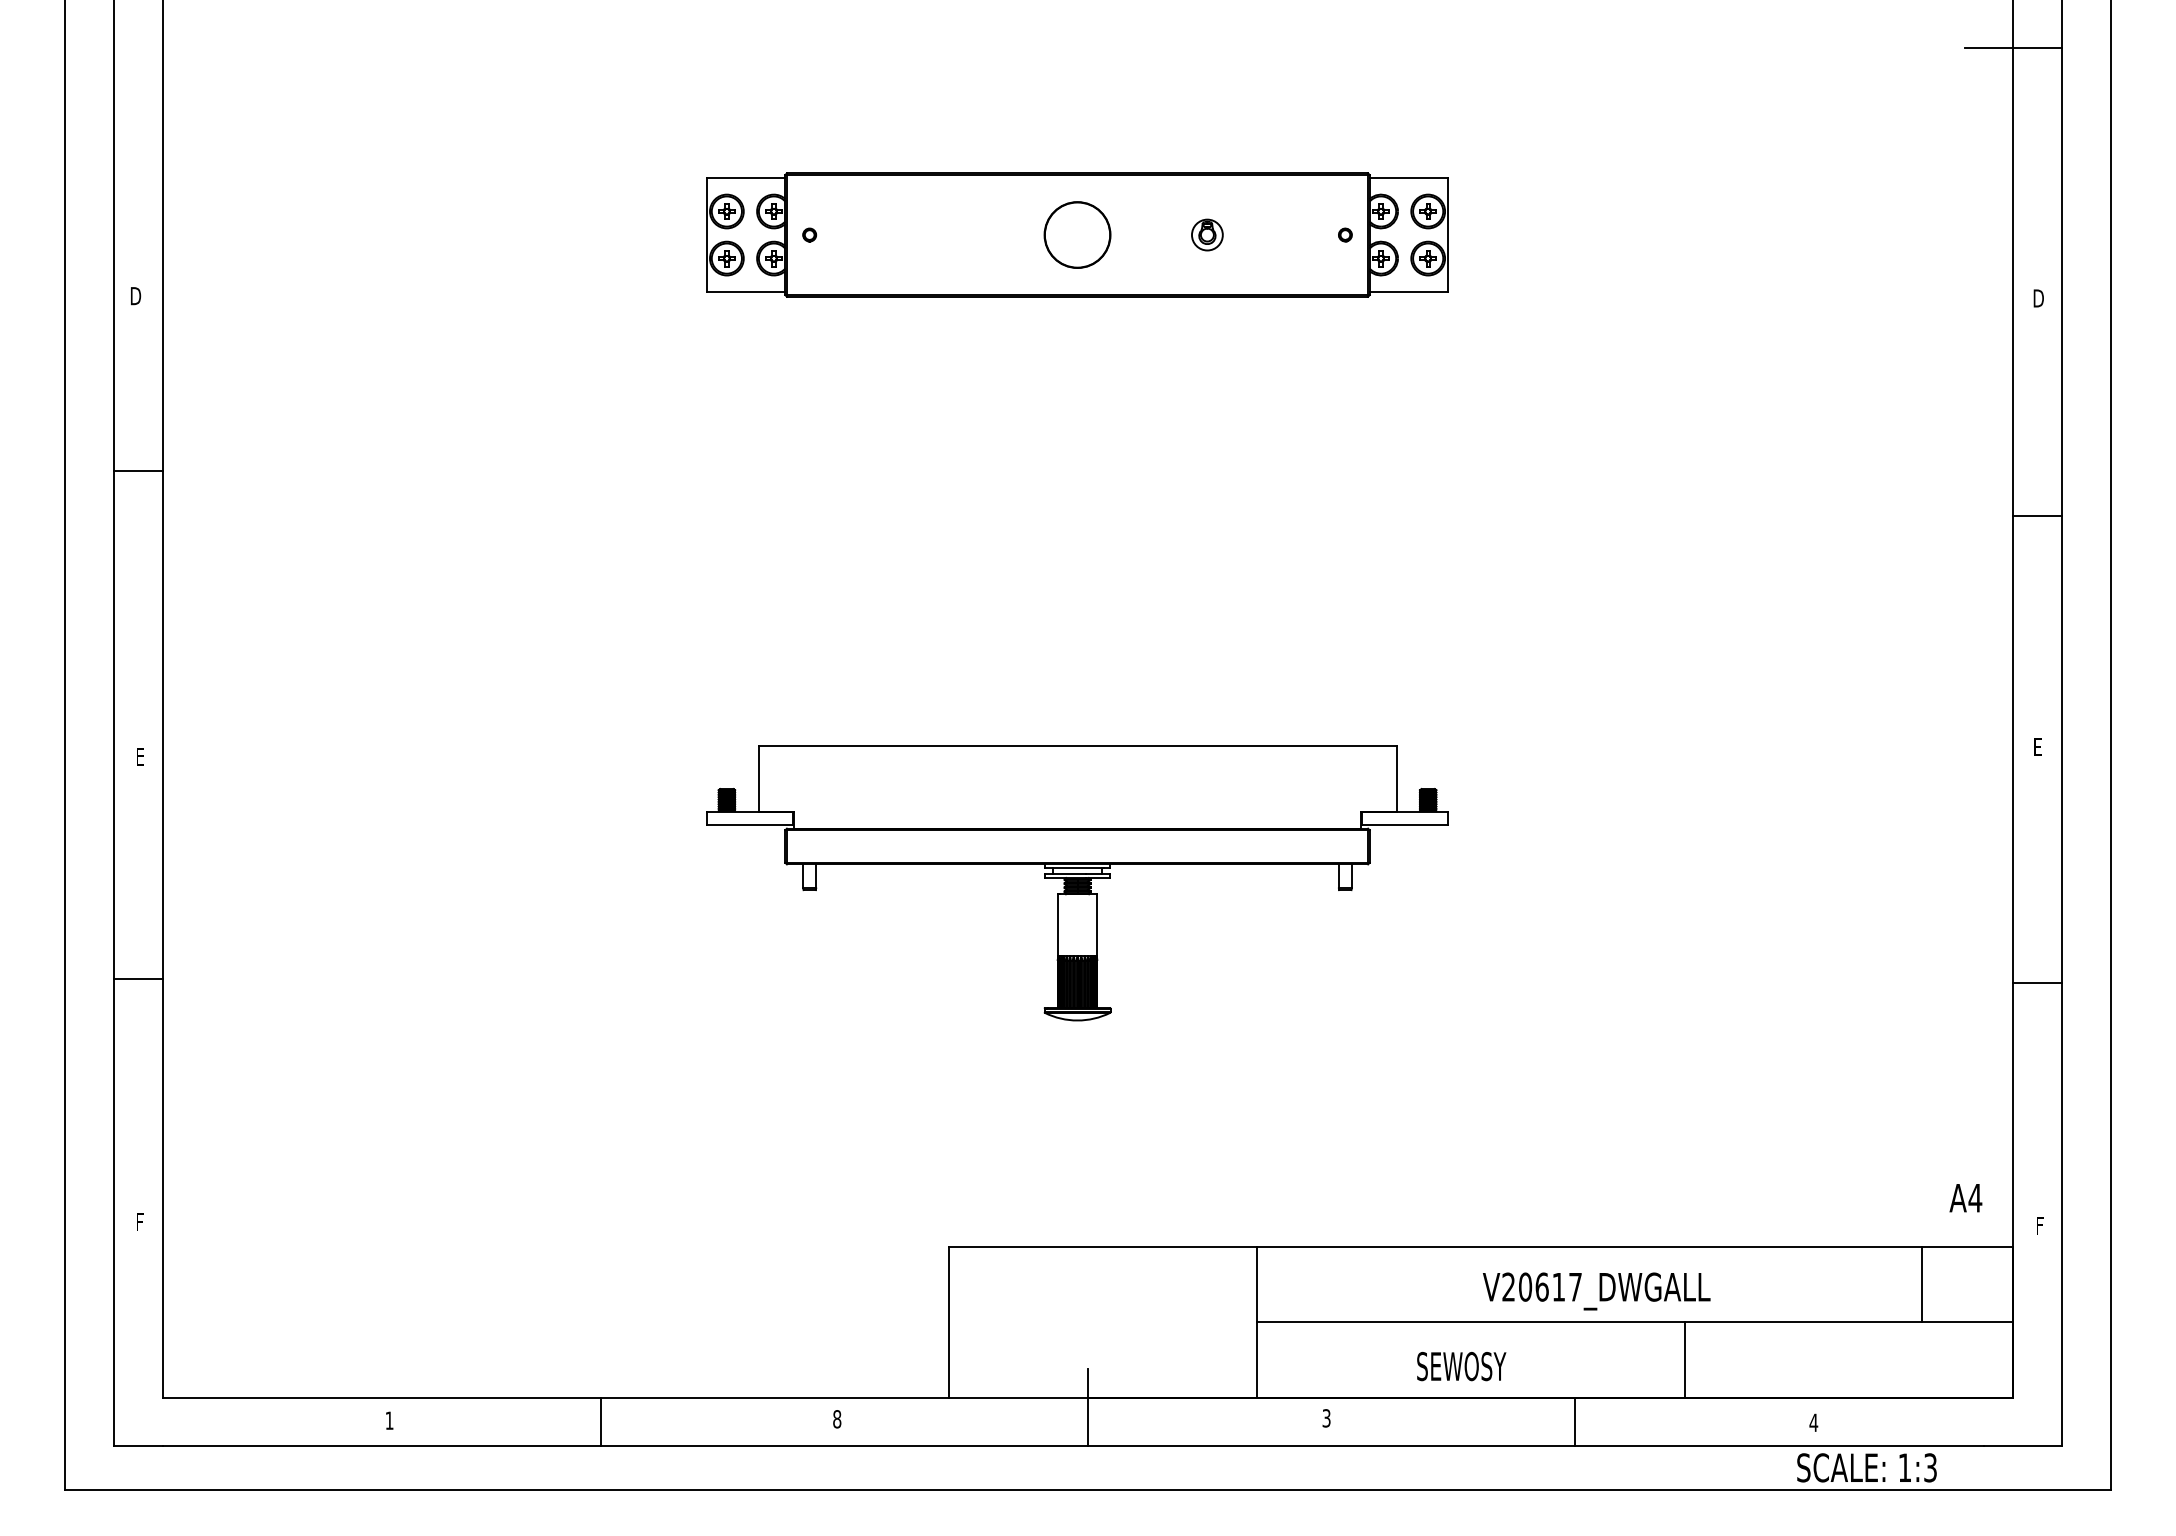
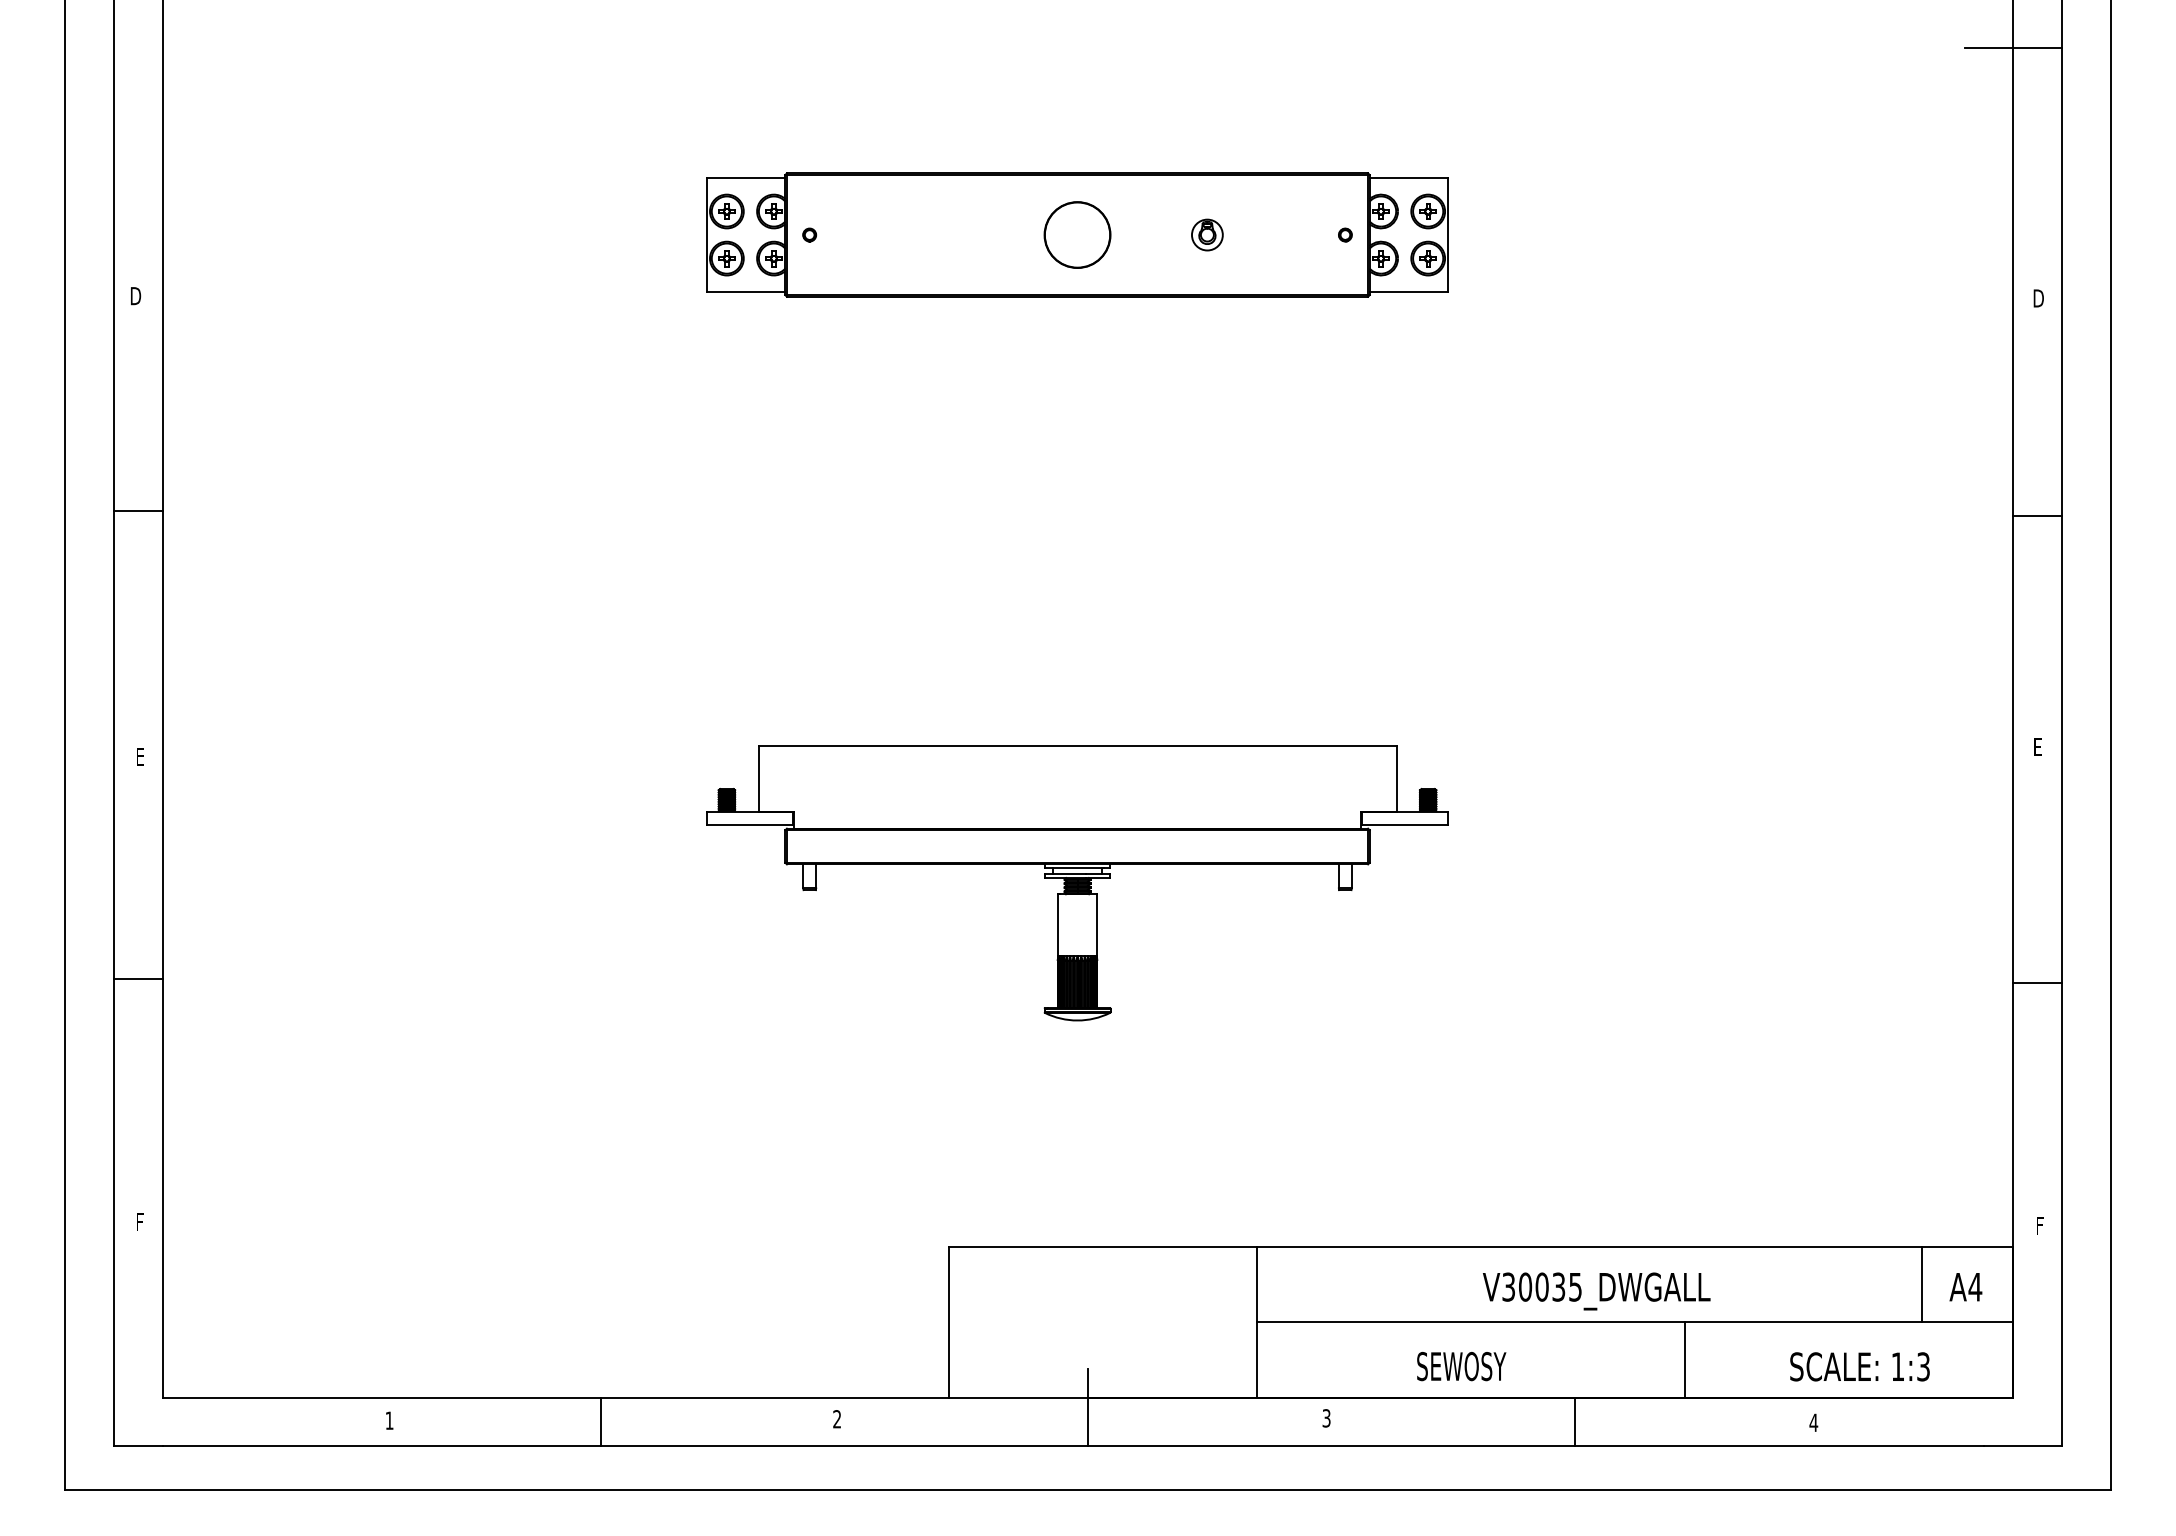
line position: (137, 471) -> (137, 511) (137, 511)
text position: (1965, 1198) -> (1965, 1287) (1965, 1287)
text: V20617_DWGALL -> V30035_DWGALL (1541, 1286)
text: 8 -> 2 (837, 1419)
text position: (1866, 1467) -> (1859, 1366) (1859, 1366)
